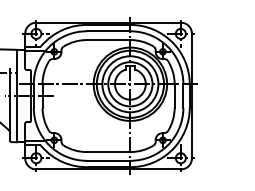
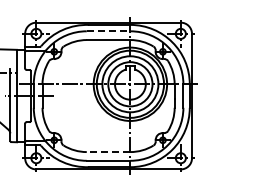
line: solid -> dashed (108, 31)
line: solid -> dashed (108, 152)
